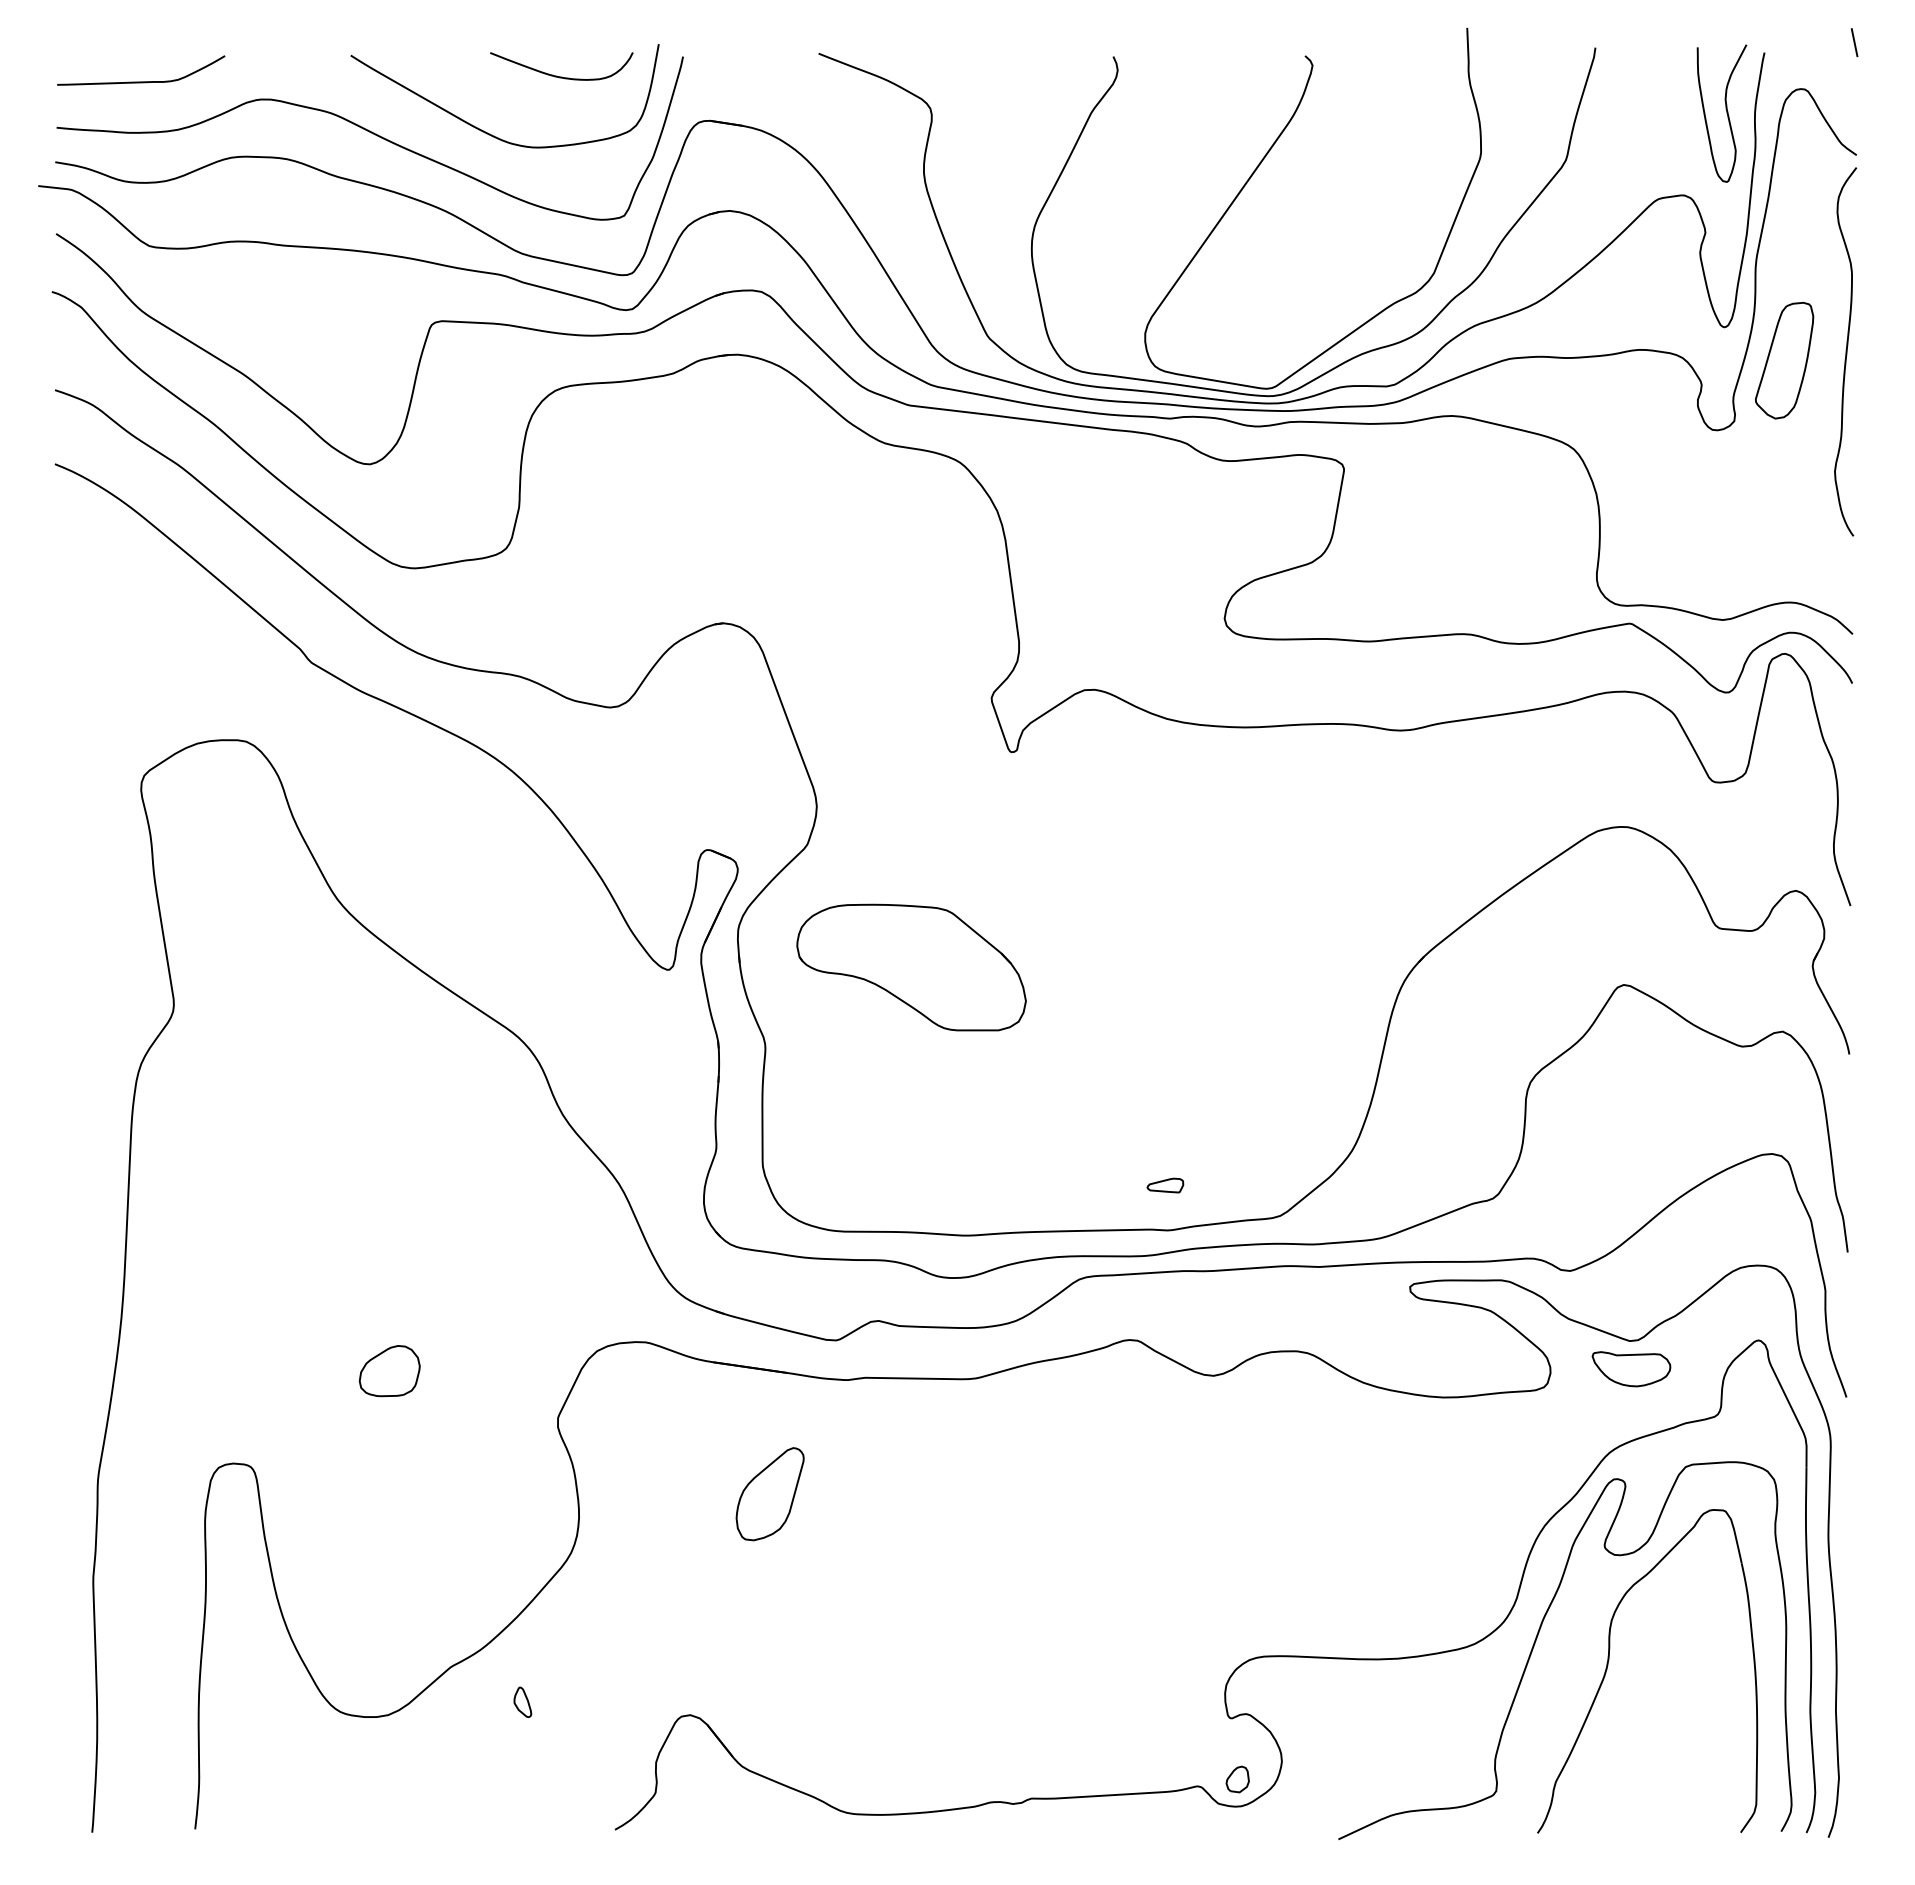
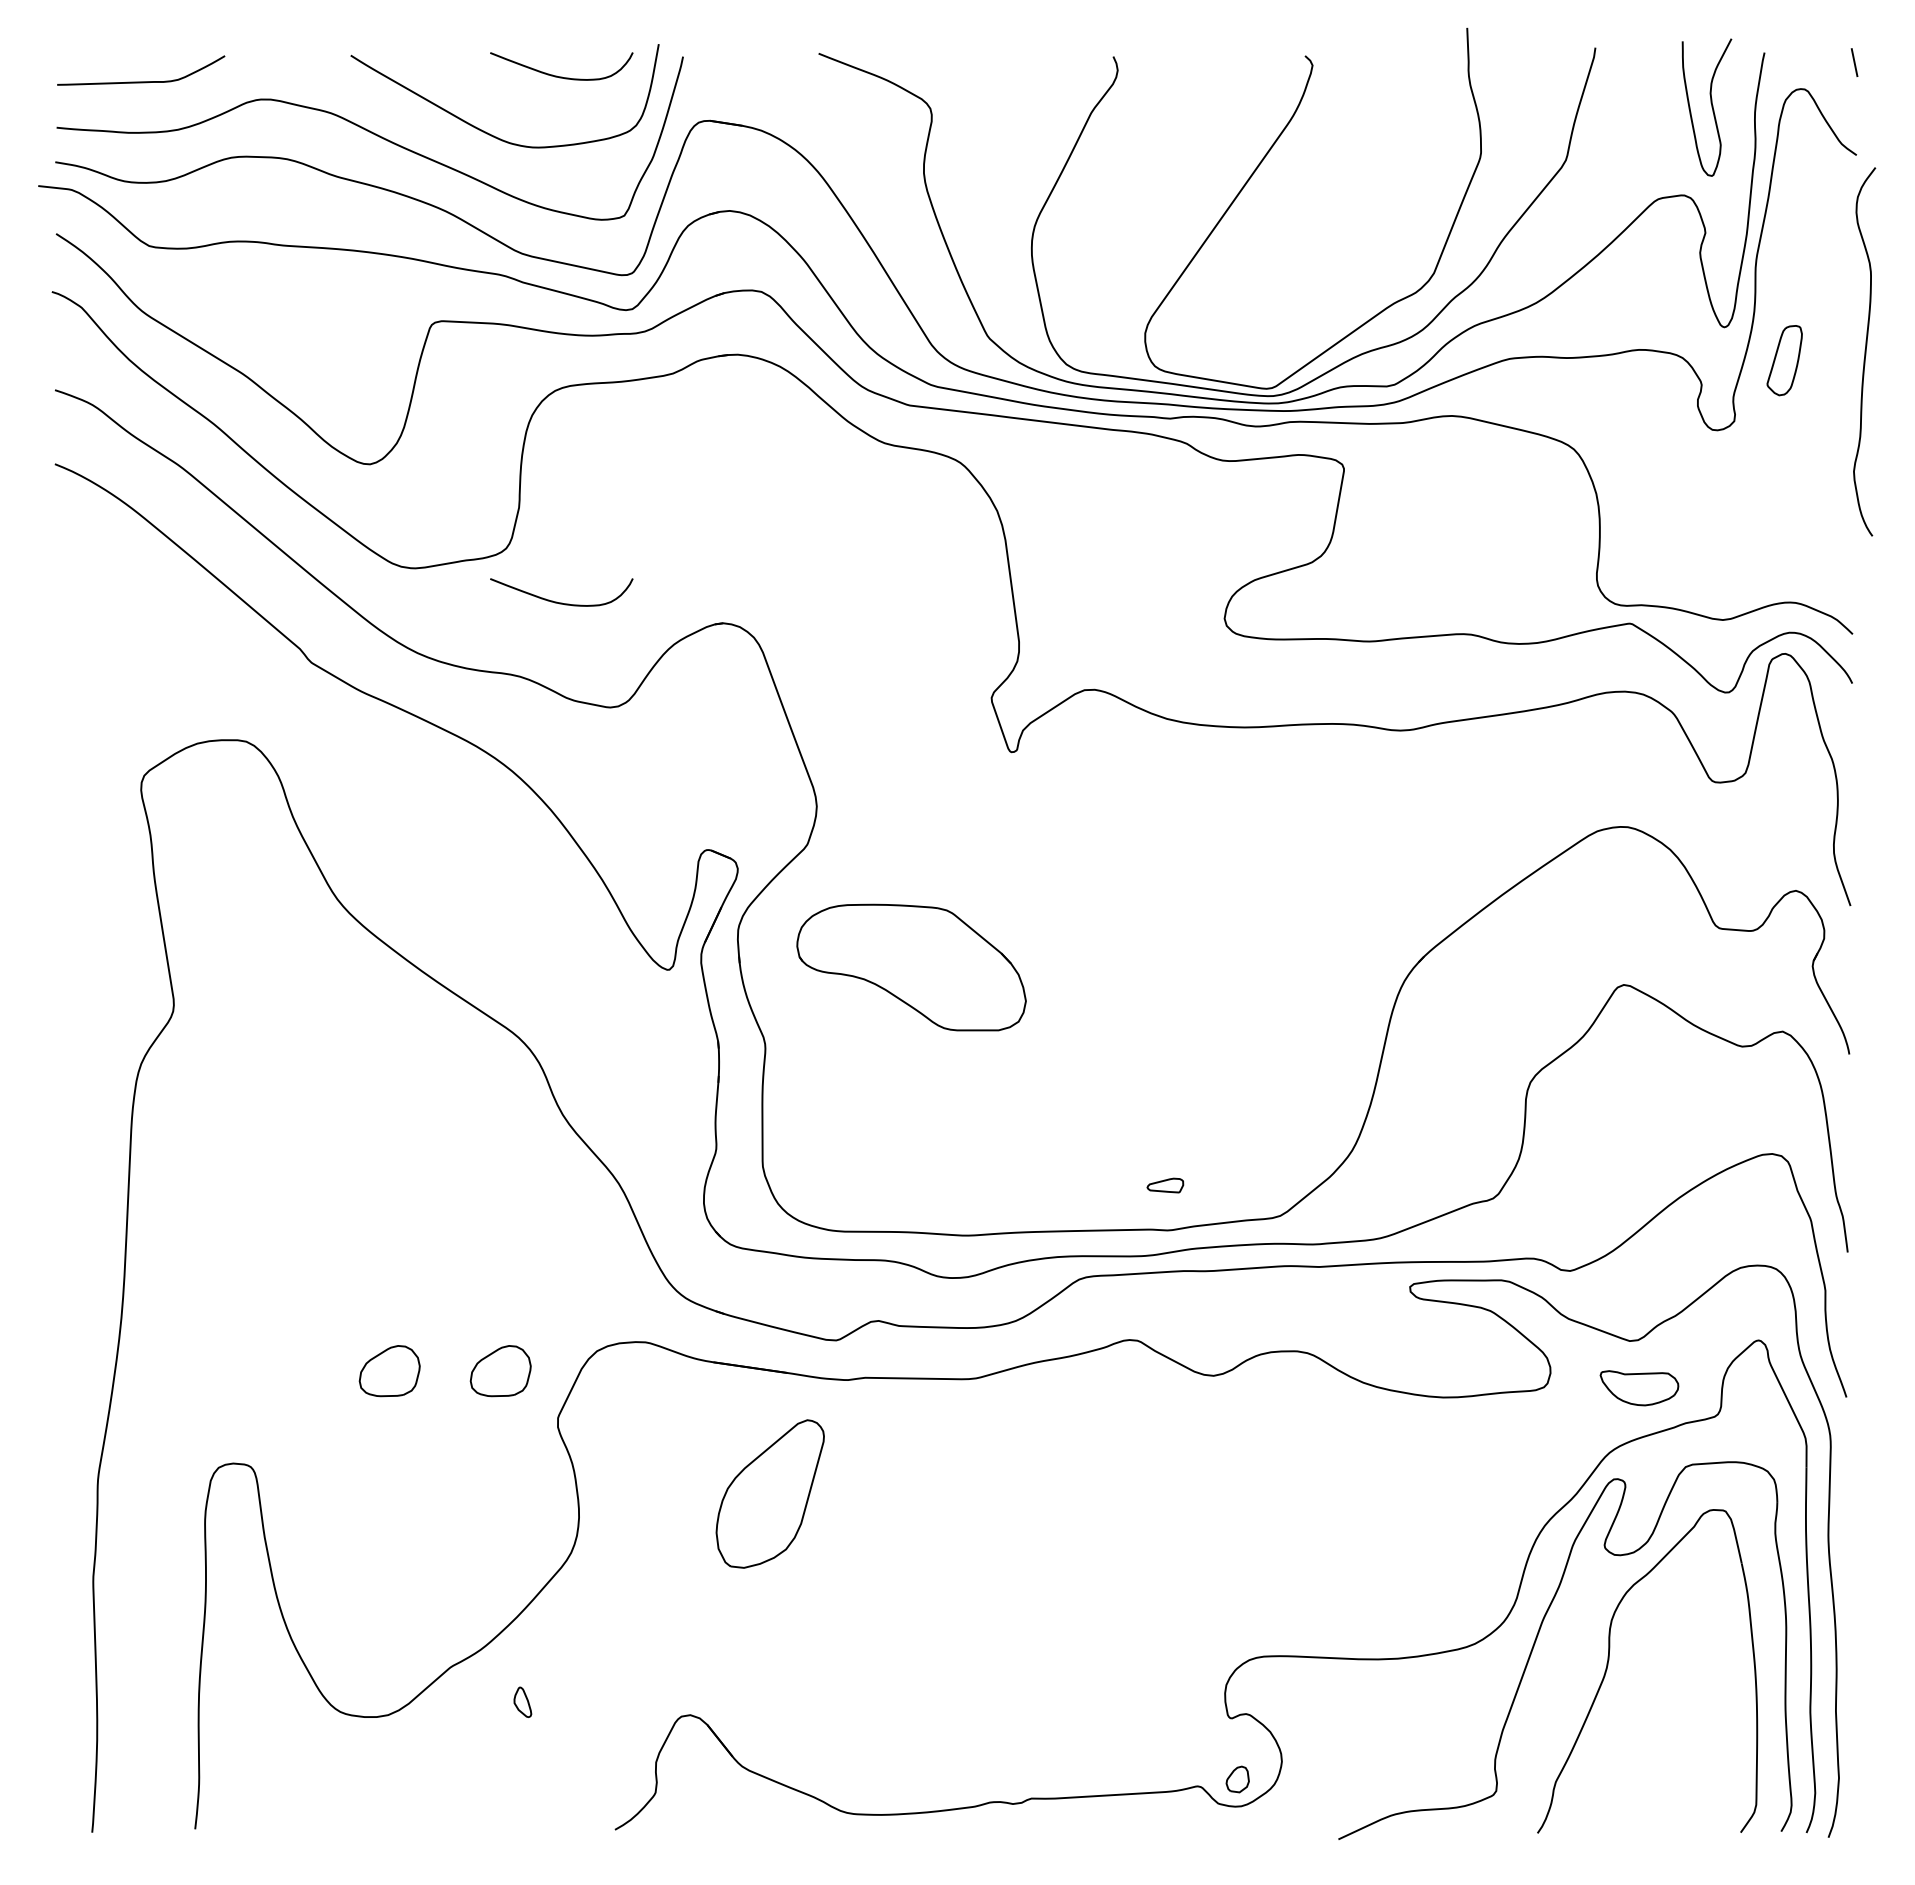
line position: (1854, 42) -> (1854, 62) (1854, 62)
curve position: (1726, 113) -> (1711, 107) (1711, 107)
curve position: (1845, 351) -> (1864, 351) (1864, 351)
part size: 60x119 px -> 37x72 px (1784, 360)
curve: none -> present (561, 602)
part position: (1631, 1369) -> (1639, 1388) (1639, 1388)
part: none -> present (500, 1371)
part size: 70x95 px -> 110x150 px (769, 1493)
